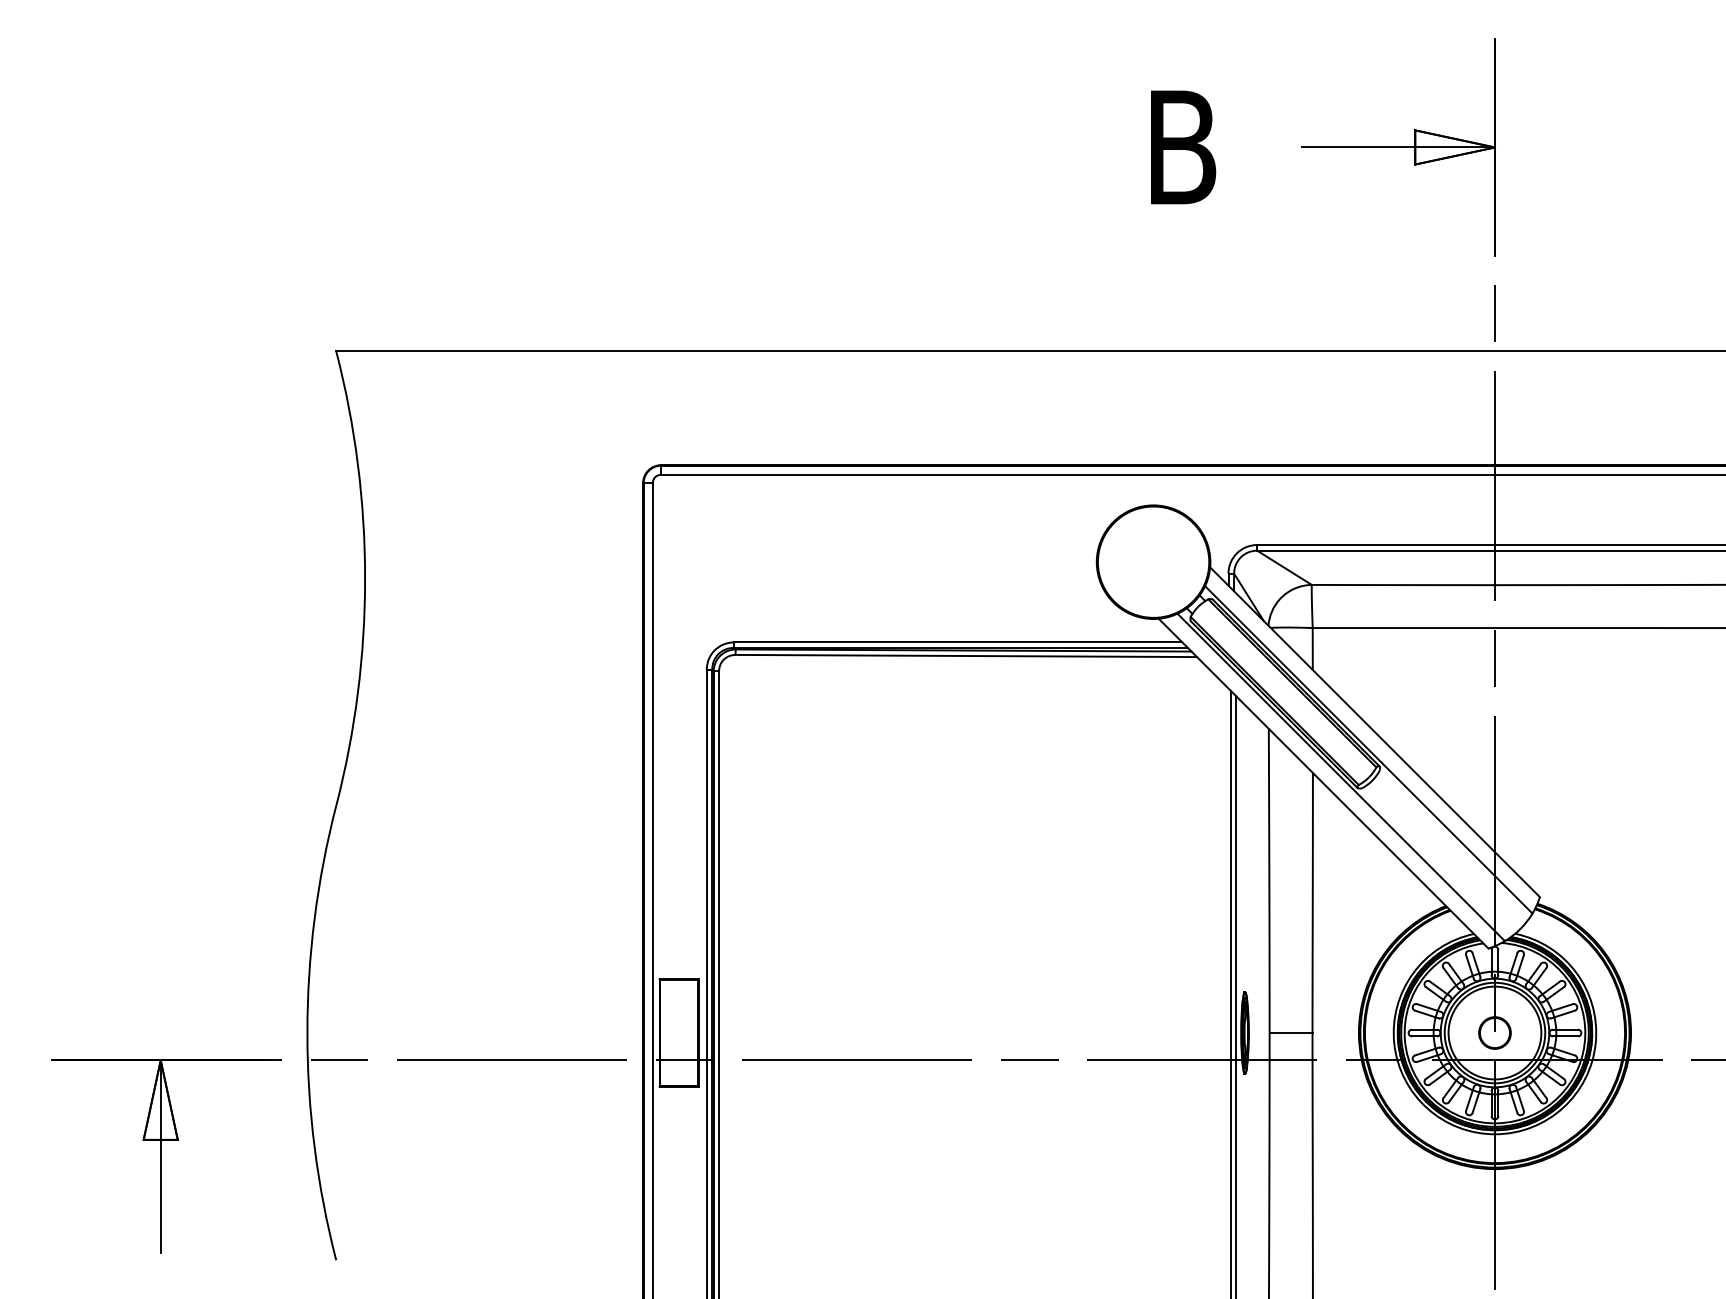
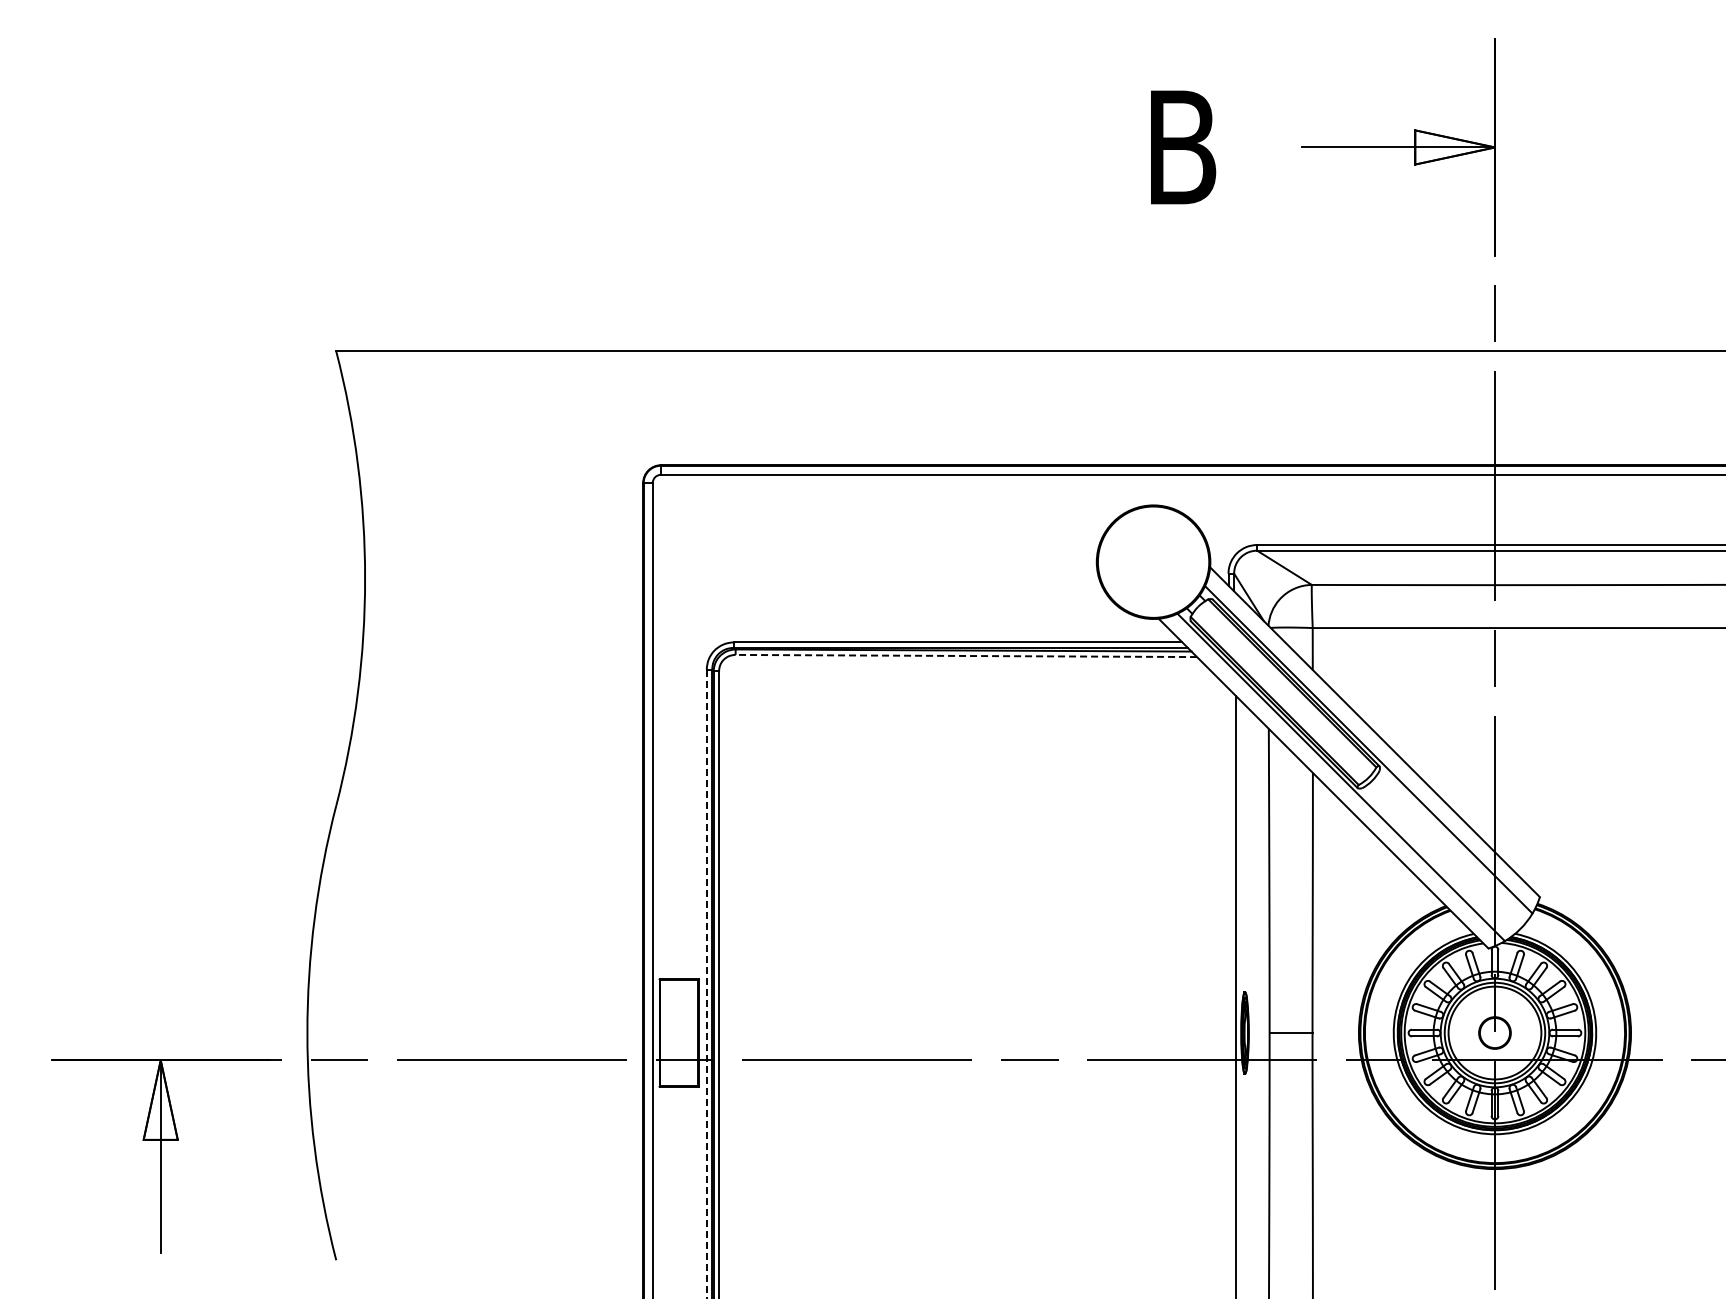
line: solid -> dashed (966, 656)
line: solid -> dashed (706, 984)
line: present -> none (1230, 992)
